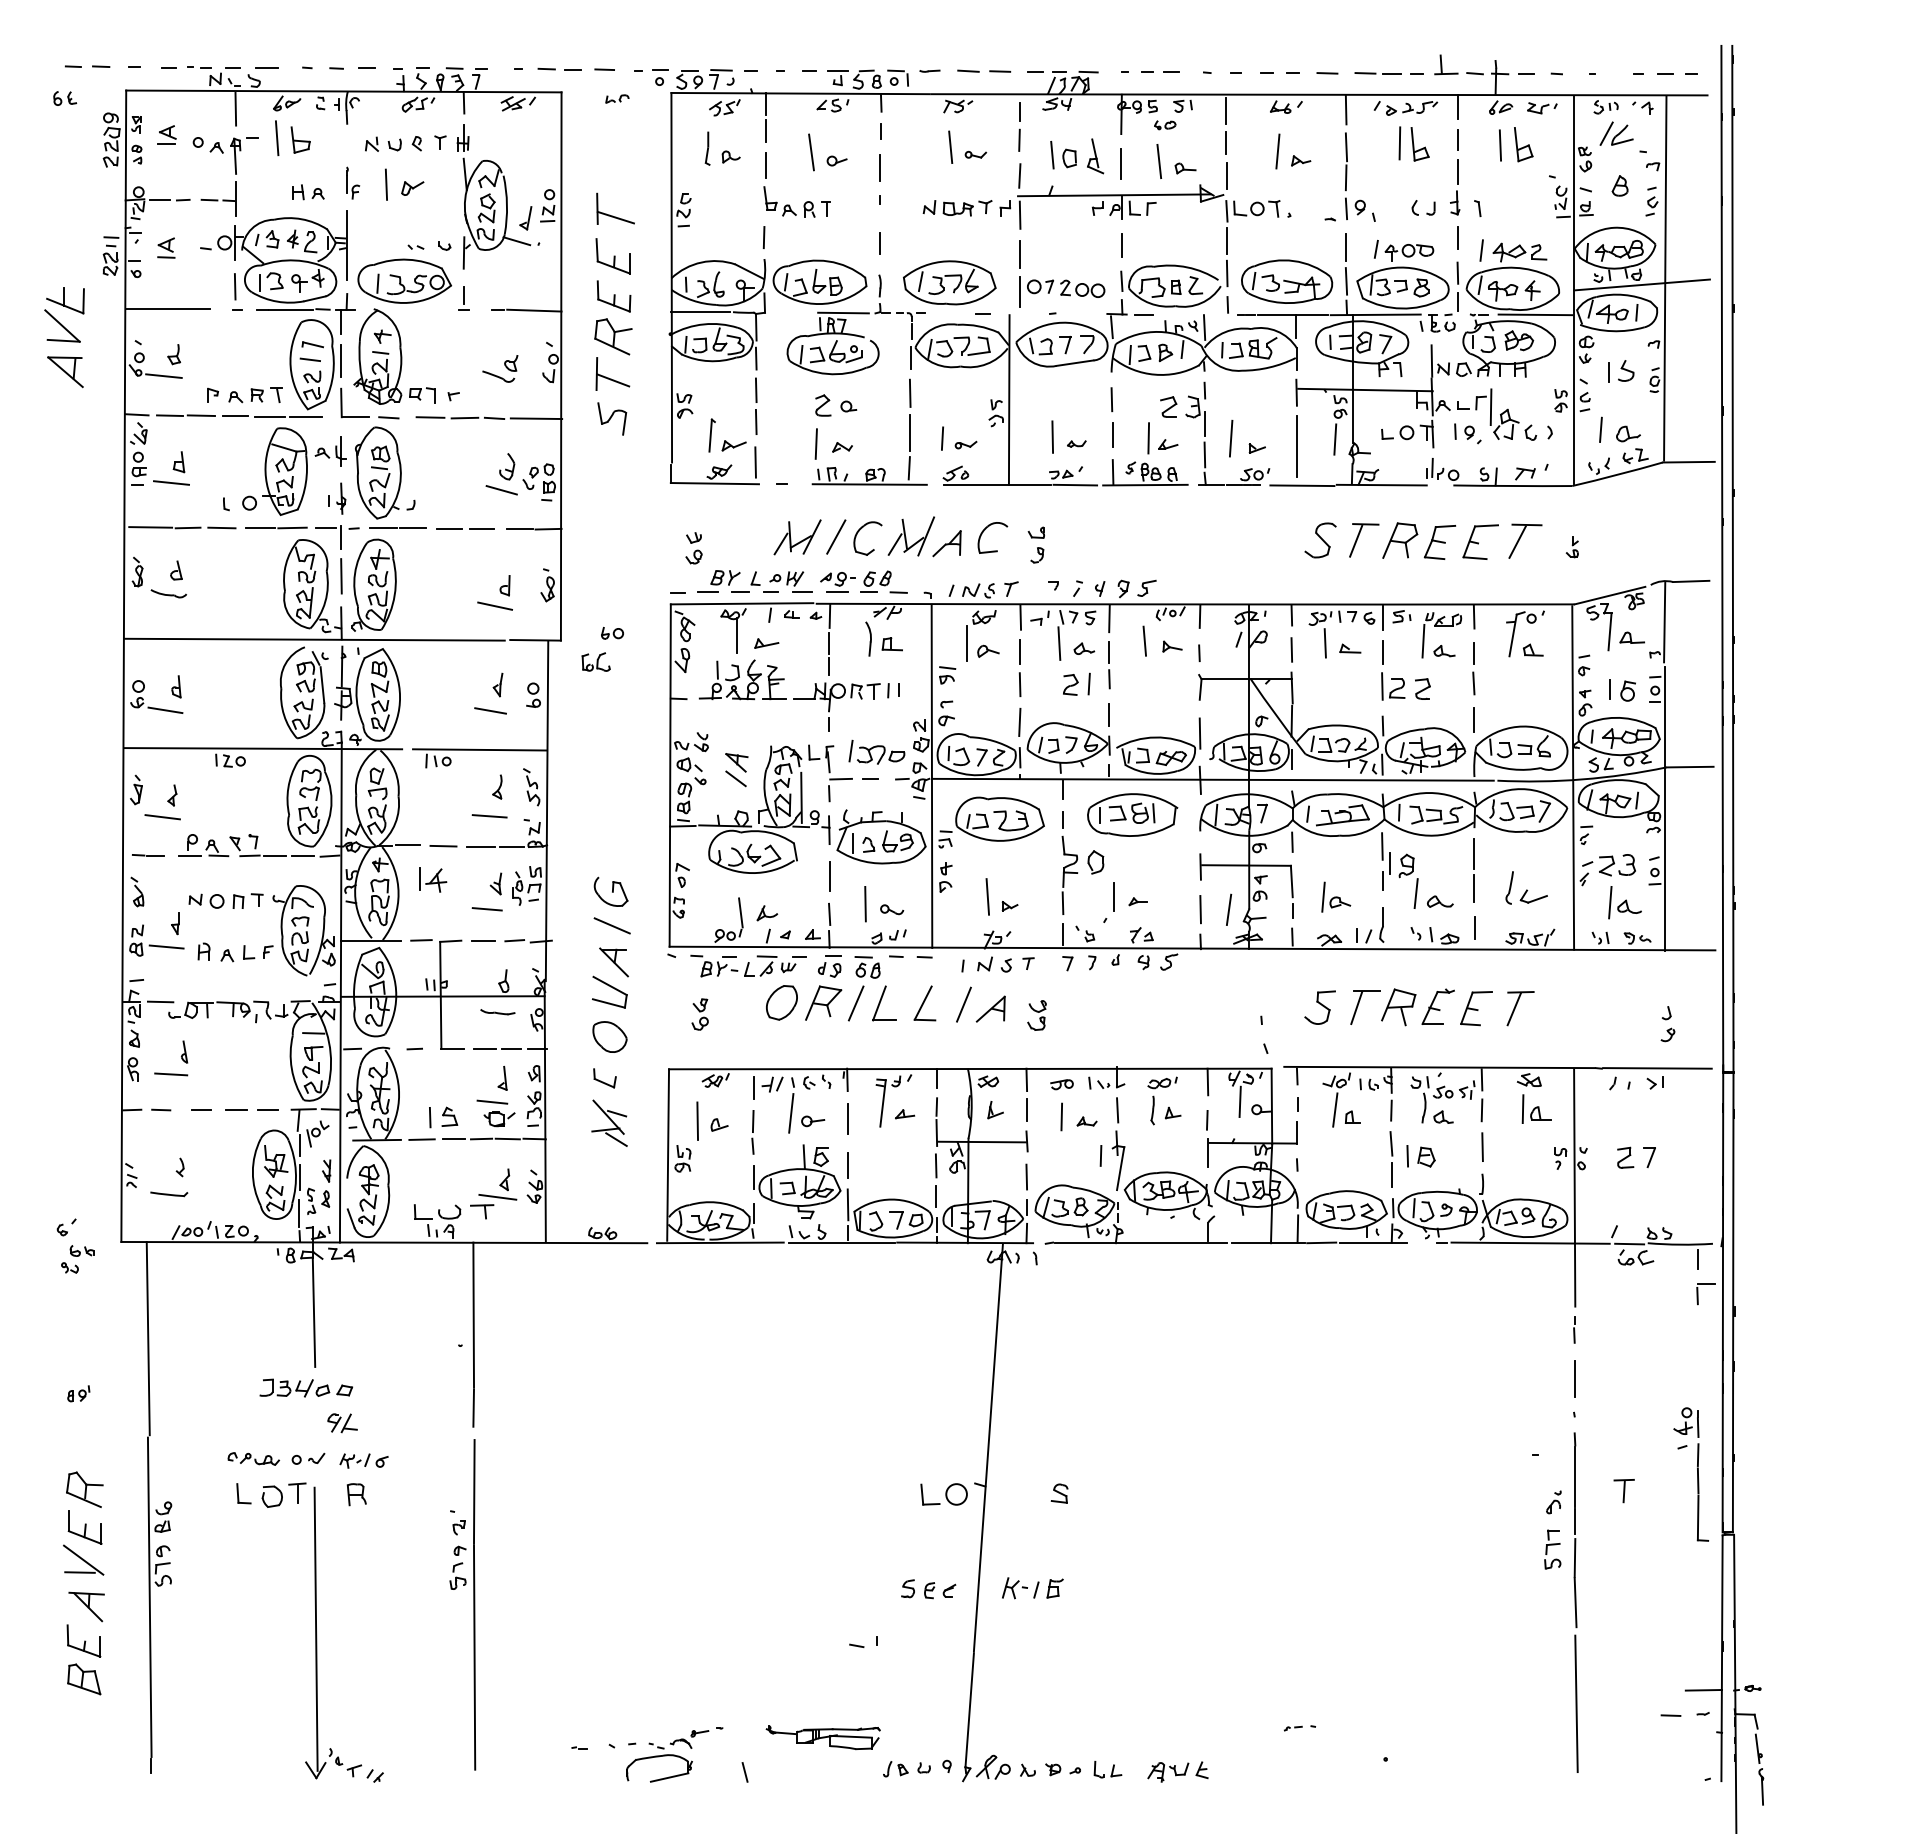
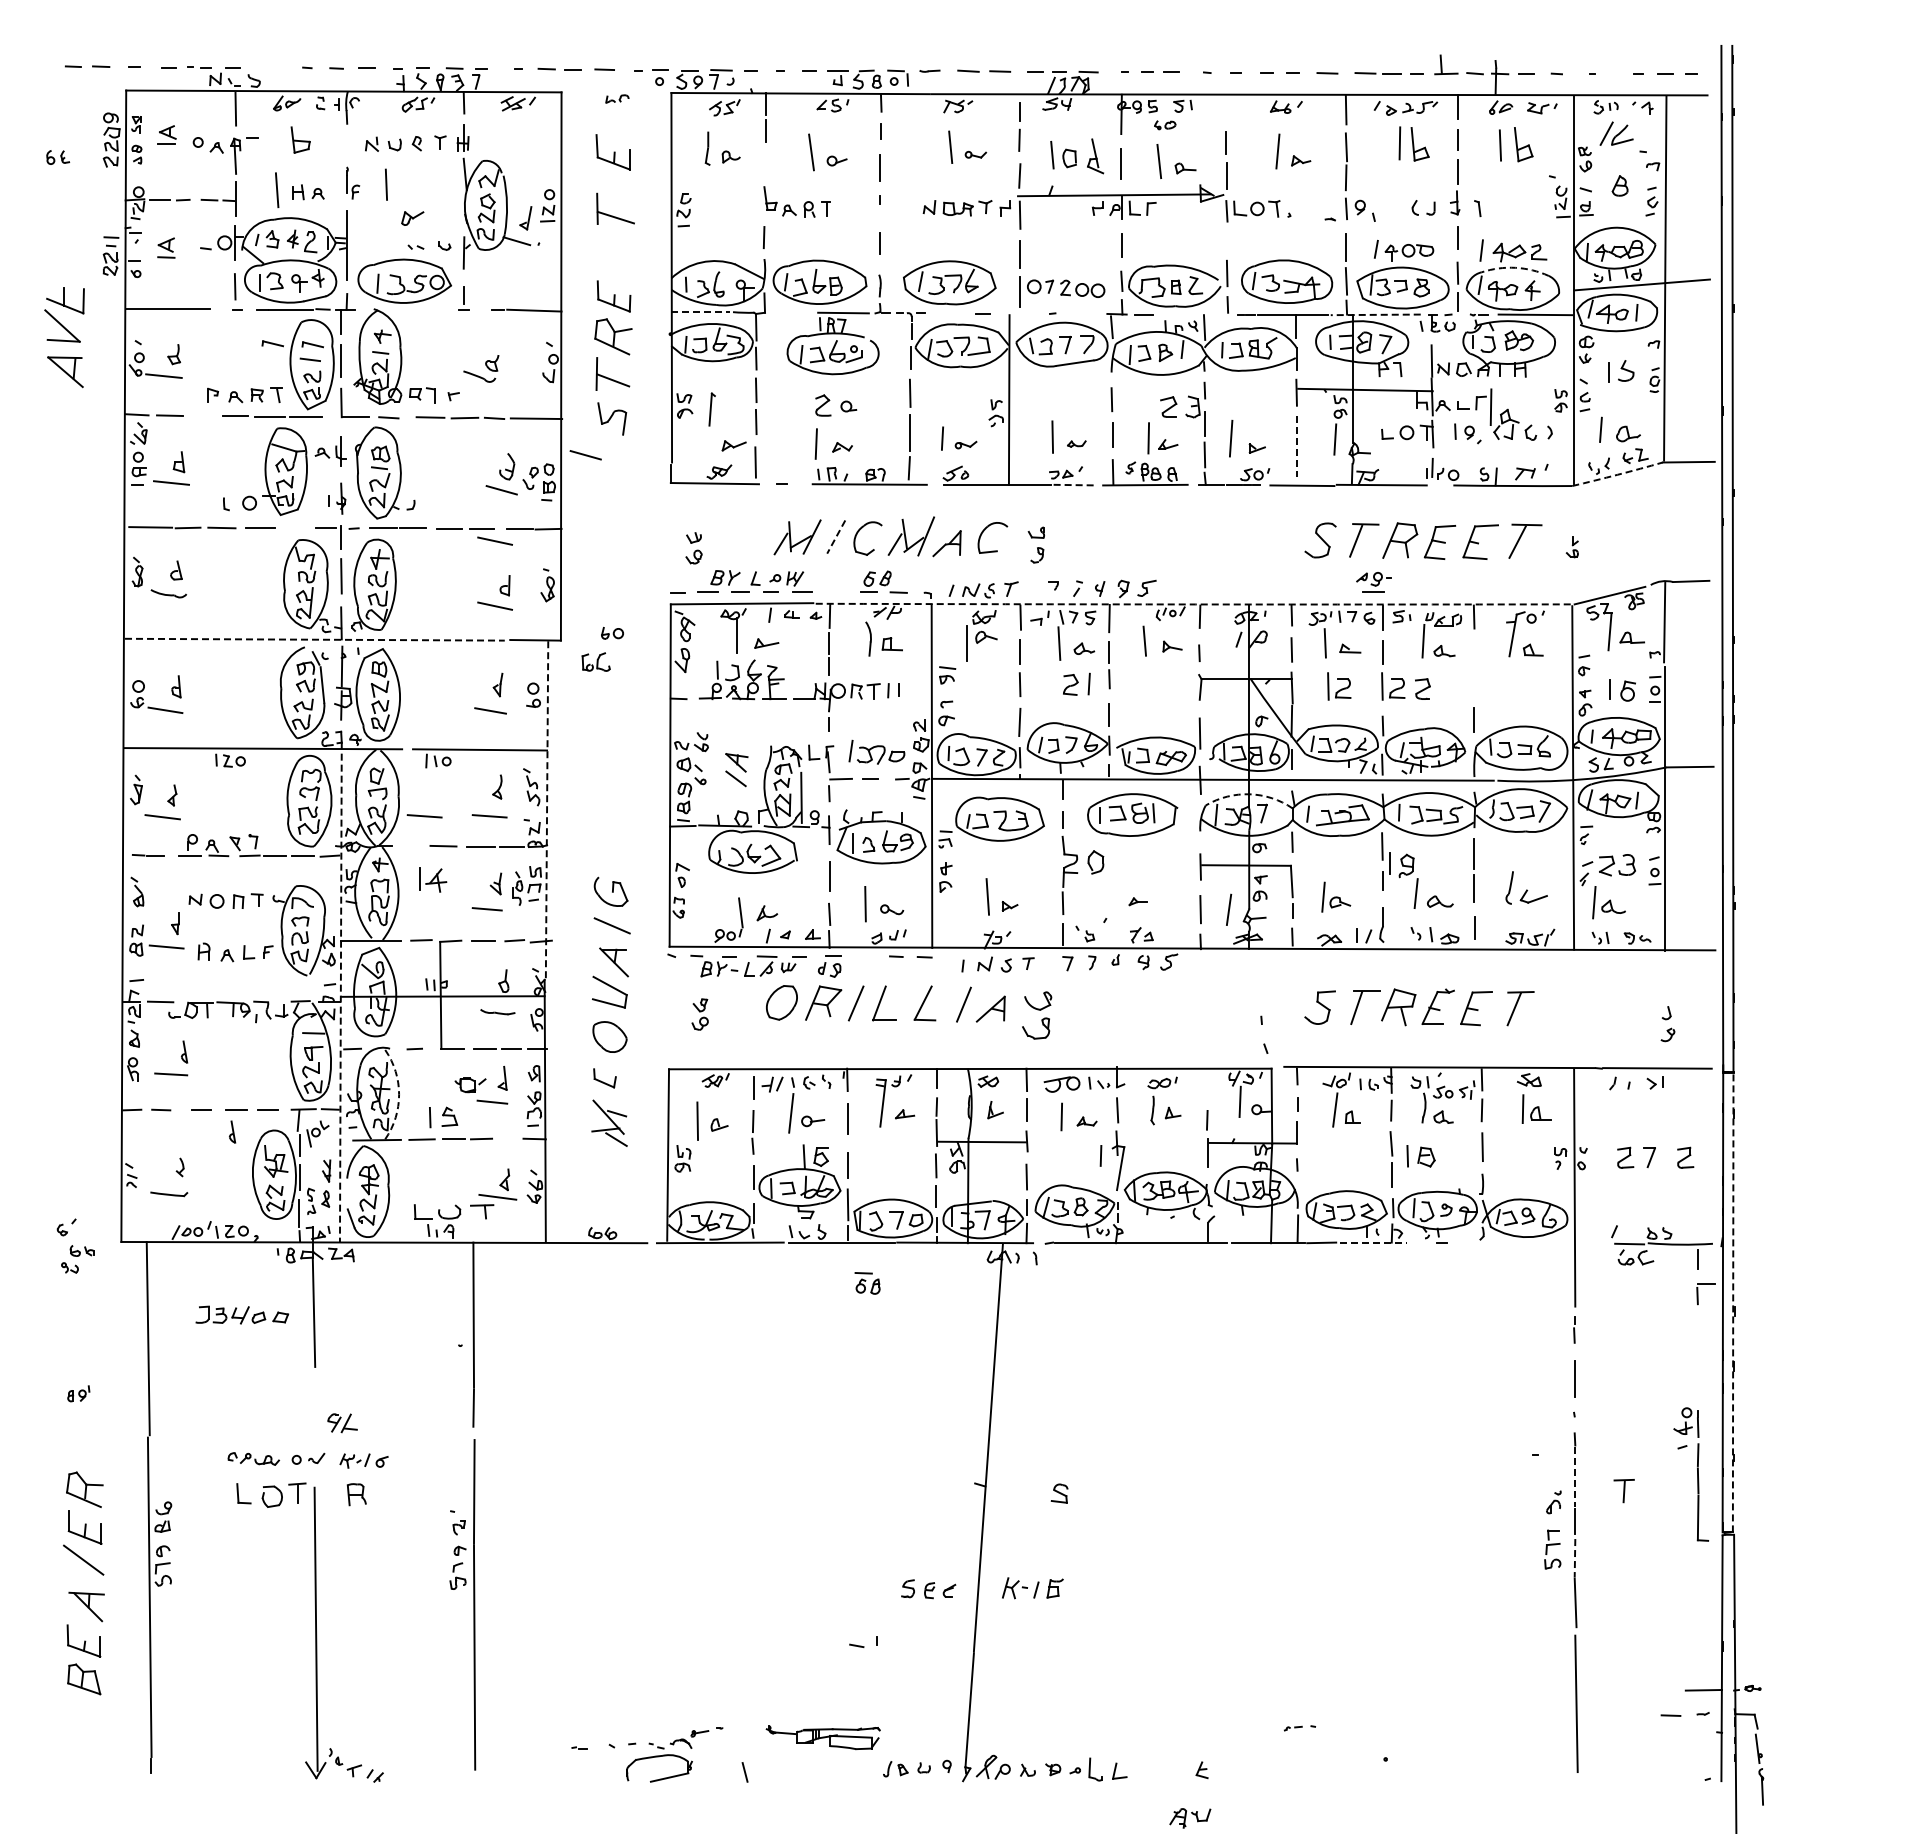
line: present -> none (266, 67)
part position: (65, 98) -> (58, 157) (58, 157)
line: present -> none (1225, 110)
line position: (277, 137) -> (277, 189) (277, 189)
line: present -> none (765, 165)
part position: (412, 188) -> (412, 218) (412, 218)
line: present -> none (1226, 240)
part position: (612, 256) -> (612, 152) (612, 152)
arc: solid -> dashed (1515, 267)
line: solid -> dashed (700, 312)
line: solid -> dashed (1375, 314)
part: none -> present (272, 343)
part position: (500, 368) -> (481, 368) (481, 368)
line: present -> none (200, 415)
part position: (711, 435) -> (711, 409) (711, 409)
line: solid -> dashed (1296, 447)
line: none -> present (585, 455)
arc: solid -> dashed (1617, 474)
line: solid -> dashed (1075, 485)
line: present -> none (292, 527)
line: solid -> dashed (836, 537)
line: none -> present (494, 540)
part position: (837, 582) -> (1373, 582) (1373, 582)
arc: solid -> dashed (1195, 604)
line: solid -> dashed (314, 639)
part position: (988, 650) -> (986, 636) (986, 636)
part: present -> none (1473, 668)
part: none -> present (1339, 686)
arc: solid -> dashed (1249, 794)
line: solid -> dashed (547, 811)
line: none -> present (424, 816)
line: present -> none (408, 845)
line: present -> none (1114, 896)
part position: (1624, 902) -> (1608, 902) (1608, 902)
part position: (867, 967) -> (867, 1283) (867, 1283)
line: solid -> dashed (340, 992)
part size: 20x31 px -> 31x49 px (1037, 1015)
line: present -> none (1207, 1081)
part size: 24x12 px -> 38x17 px (1061, 1084)
arc: solid -> dashed (399, 1094)
part position: (499, 1119) -> (470, 1085) (470, 1085)
part: none -> present (232, 1131)
line: present -> none (507, 1138)
part: none -> present (1685, 1157)
line: solid -> dashed (1373, 1242)
line: present -> none (1530, 1242)
line: solid -> dashed (1733, 1302)
part position: (306, 1387) -> (242, 1314) (242, 1314)
line: solid -> dashed (1574, 1477)
part: present -> none (943, 1494)
line: solid -> dashed (1574, 1558)
line: present -> none (79, 1572)
part size: 30x18 px -> 40x25 px (1107, 1769)
part position: (1168, 1772) -> (1190, 1818) (1190, 1818)
